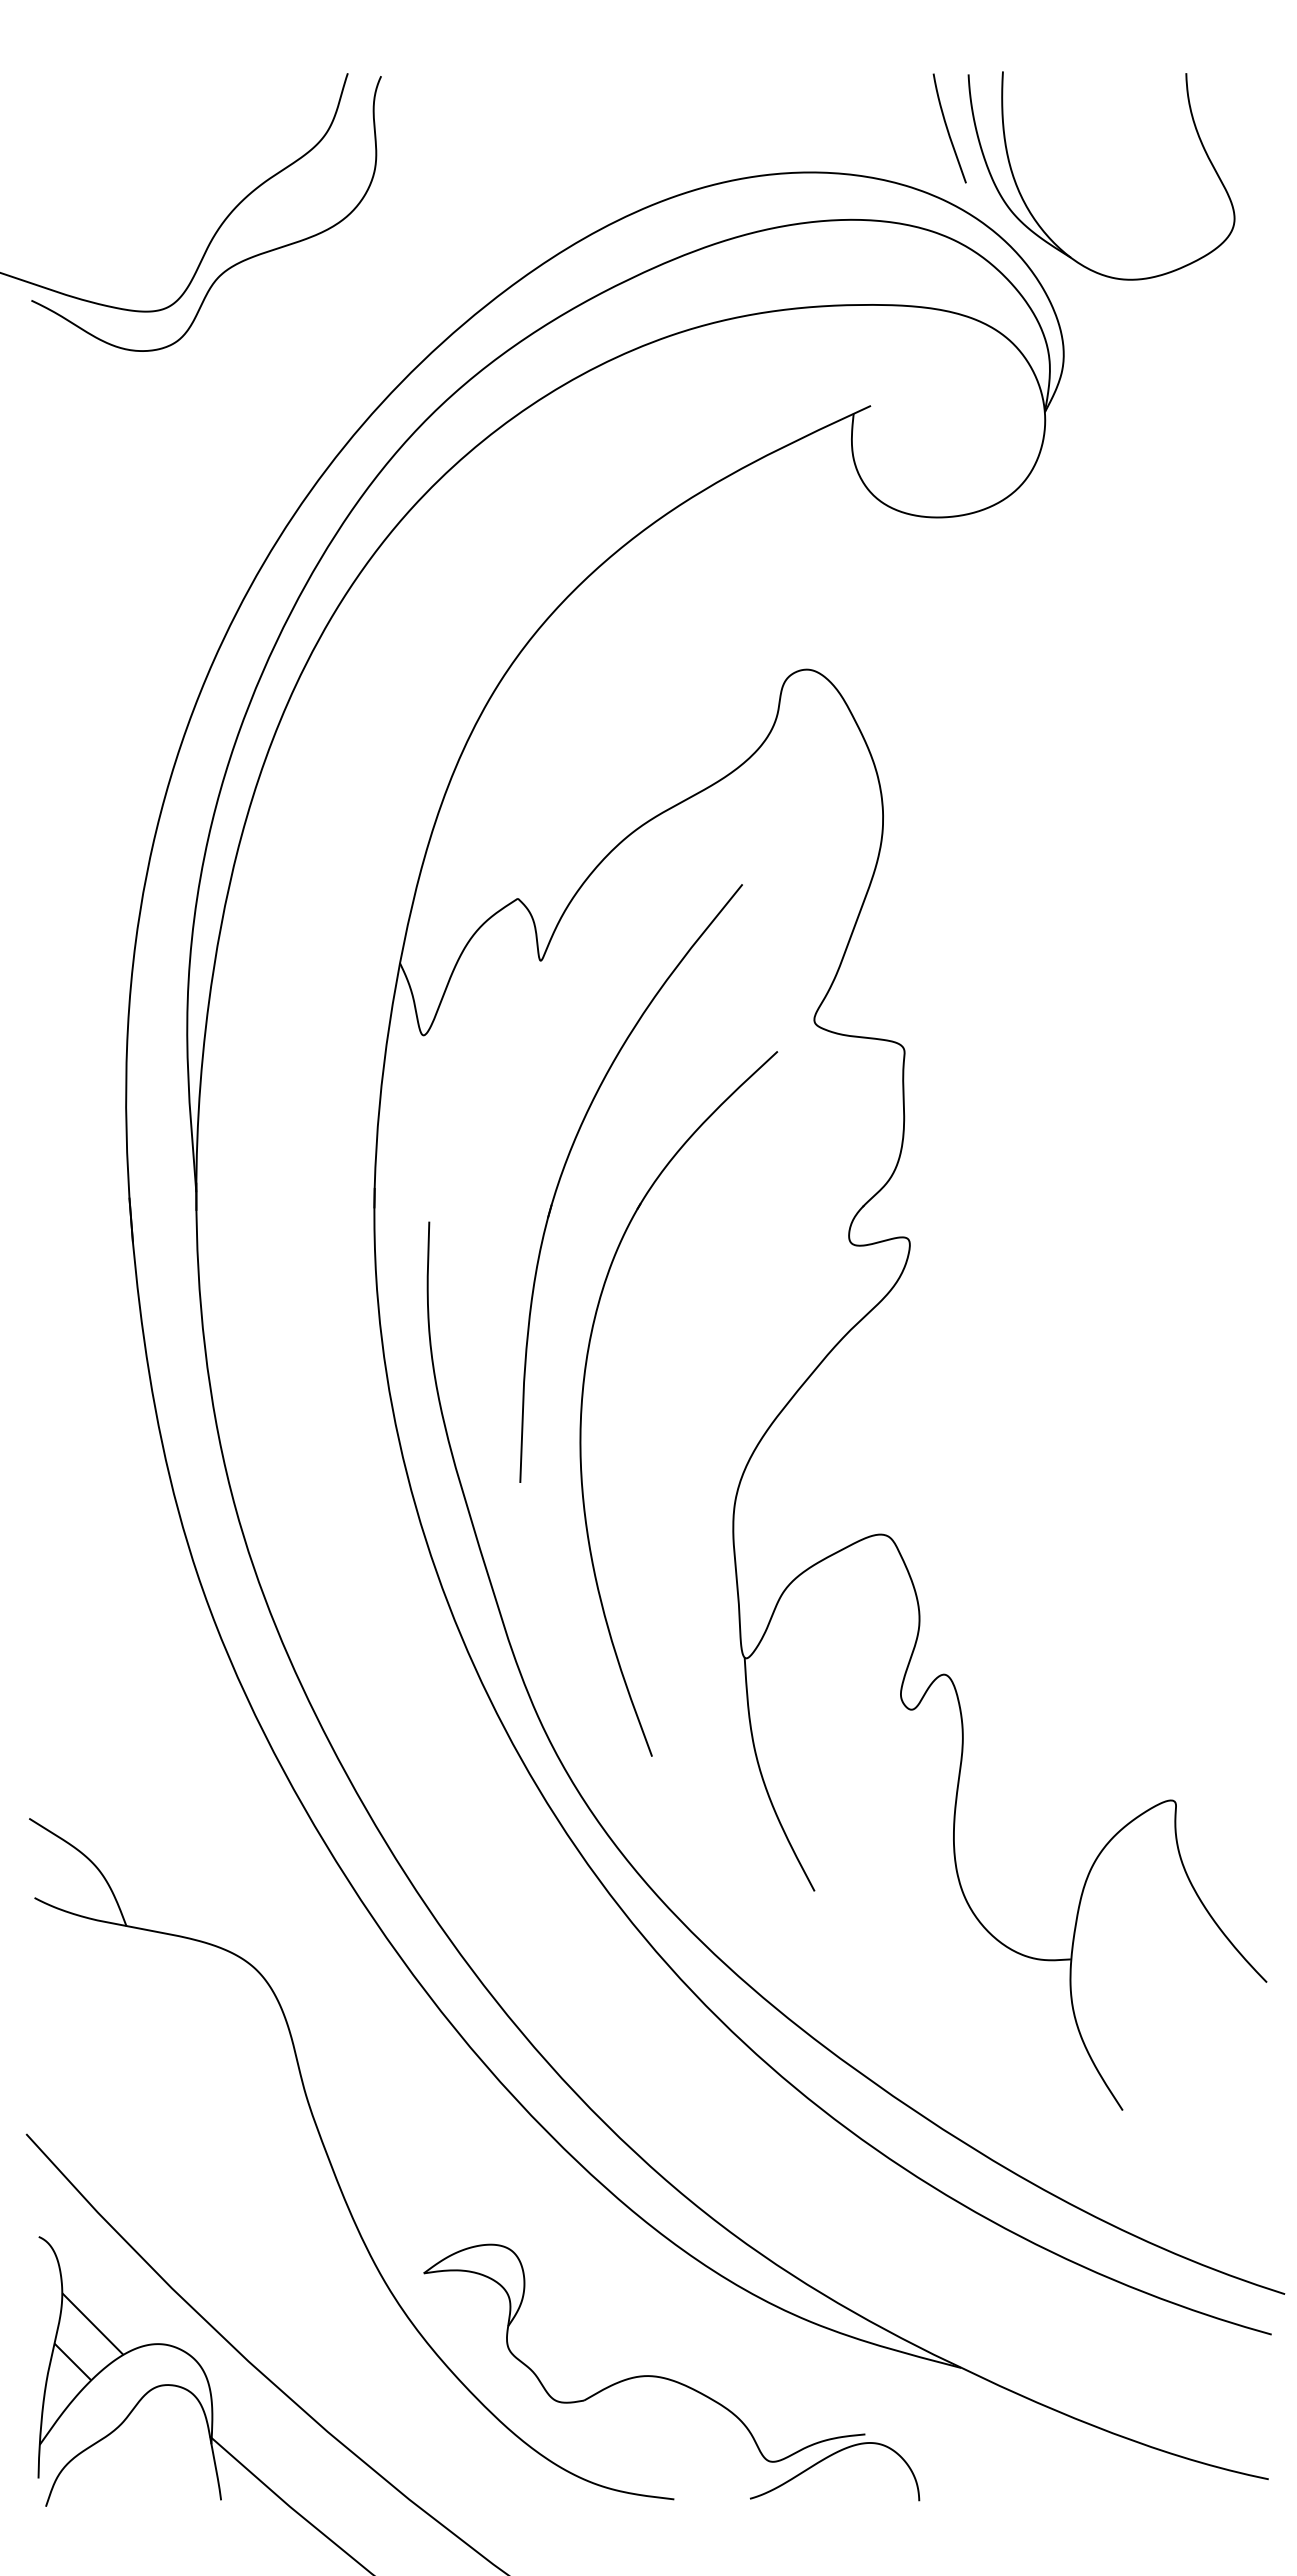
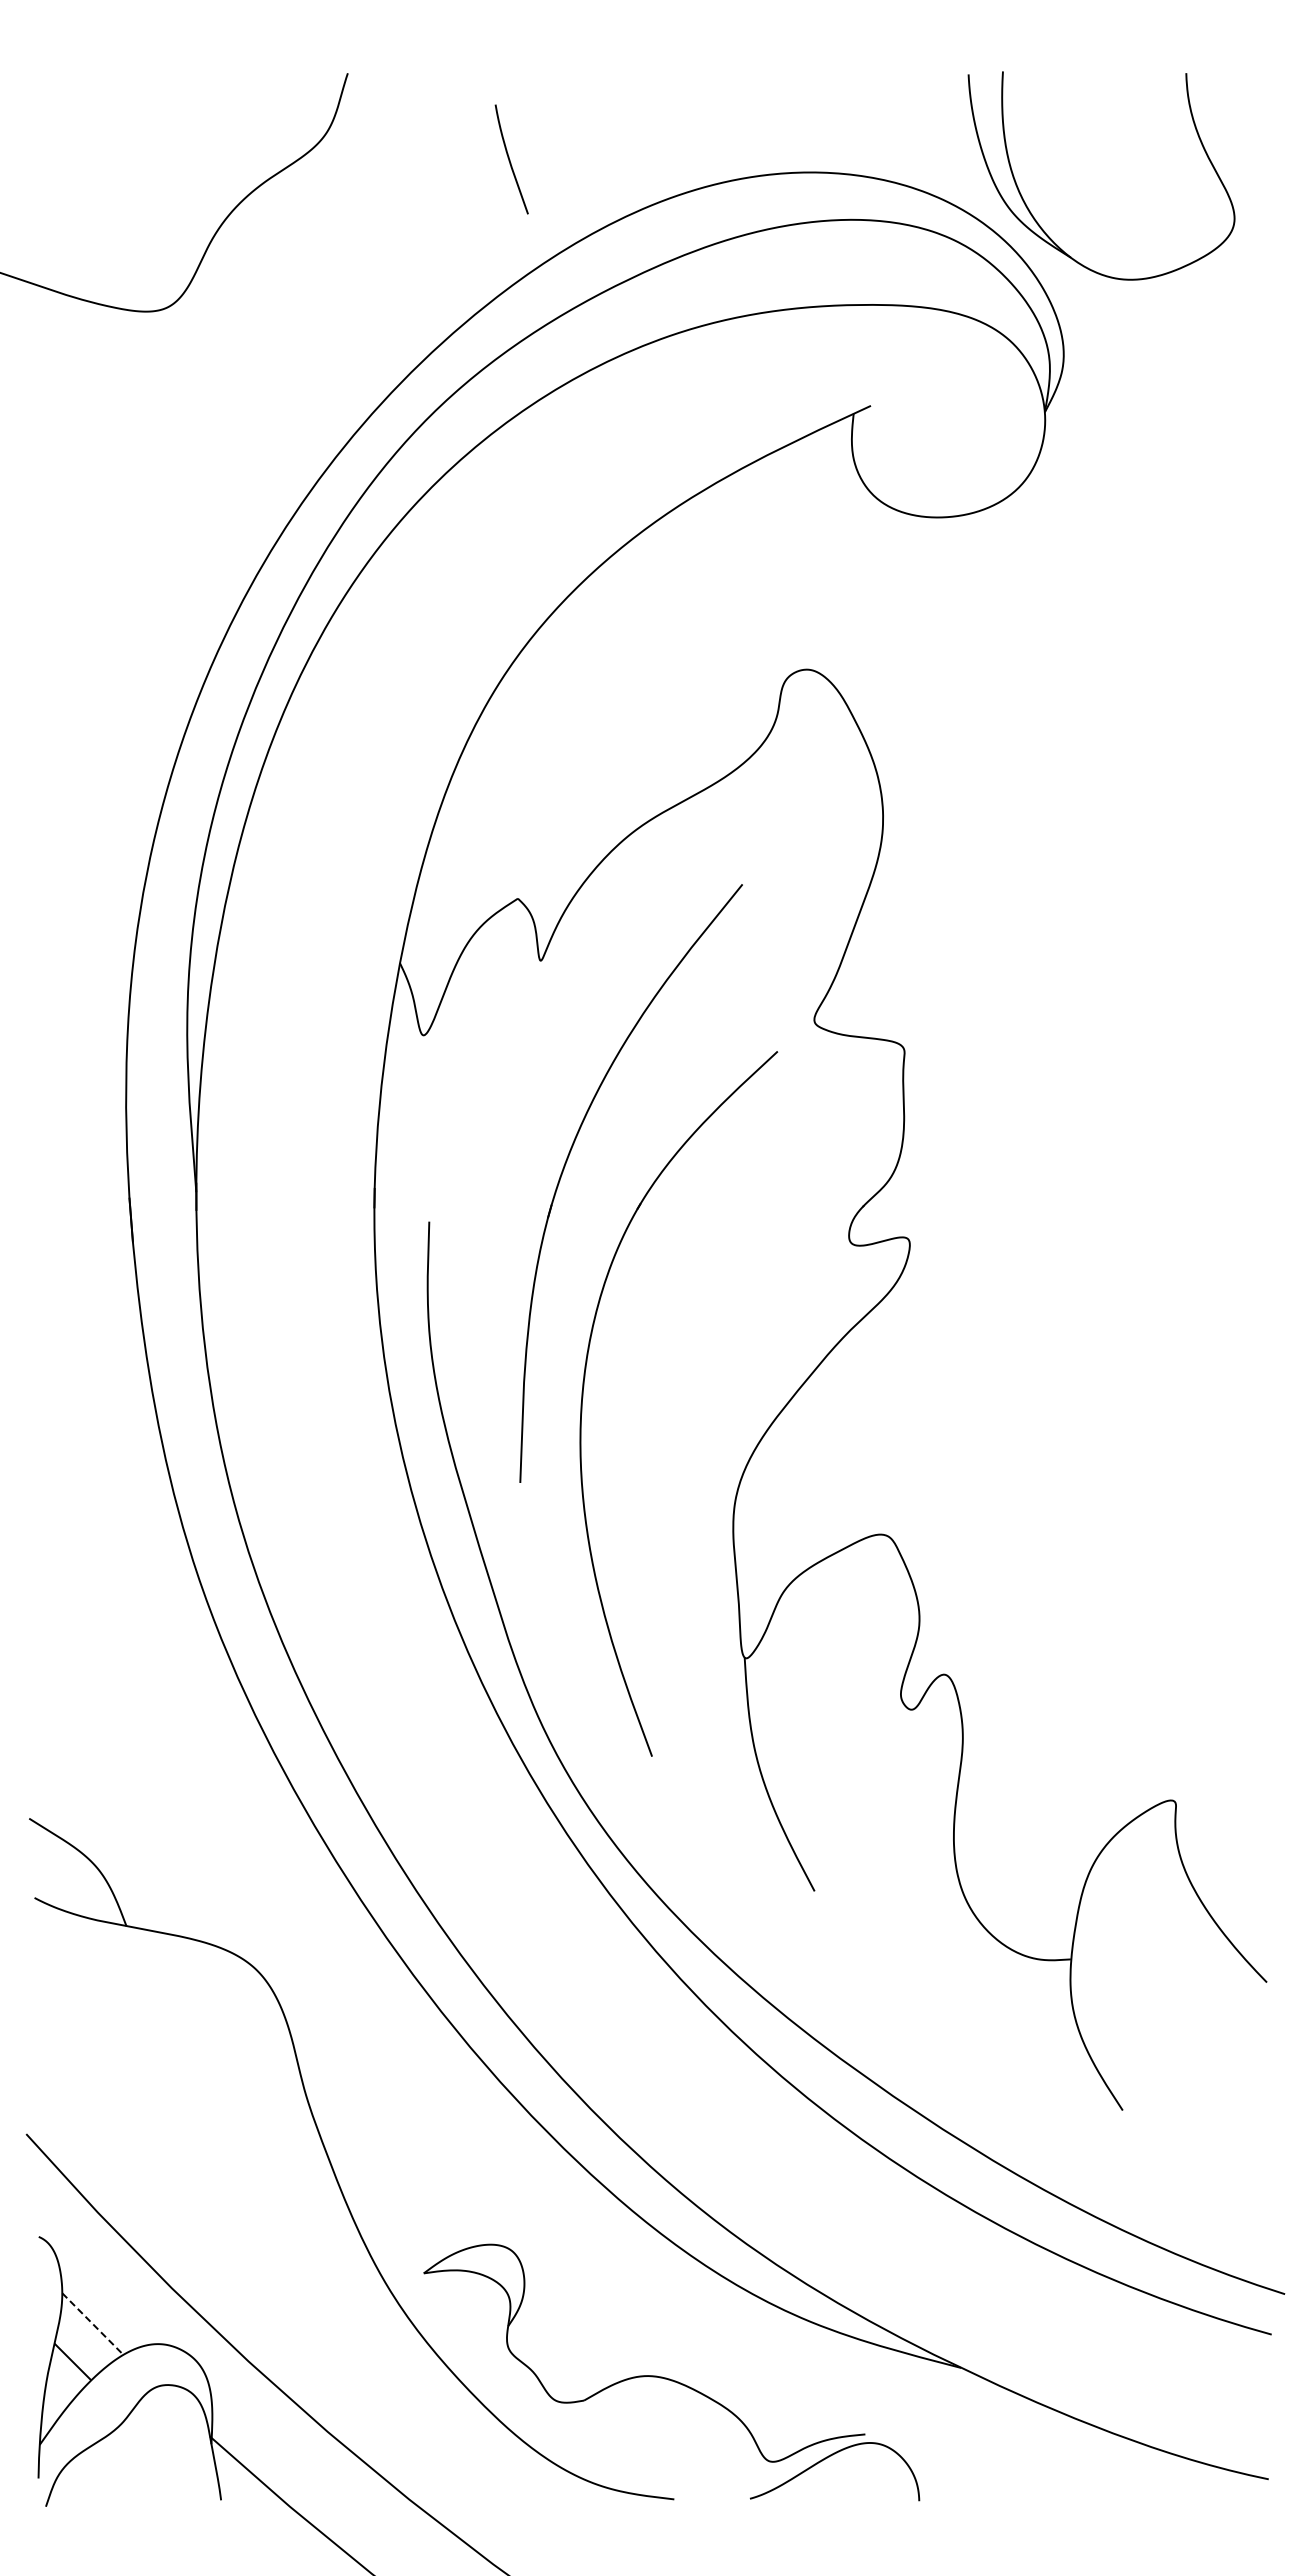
curve position: (948, 128) -> (510, 159) (510, 159)
curve: present -> none (233, 264)
line: solid -> dashed (93, 2324)
